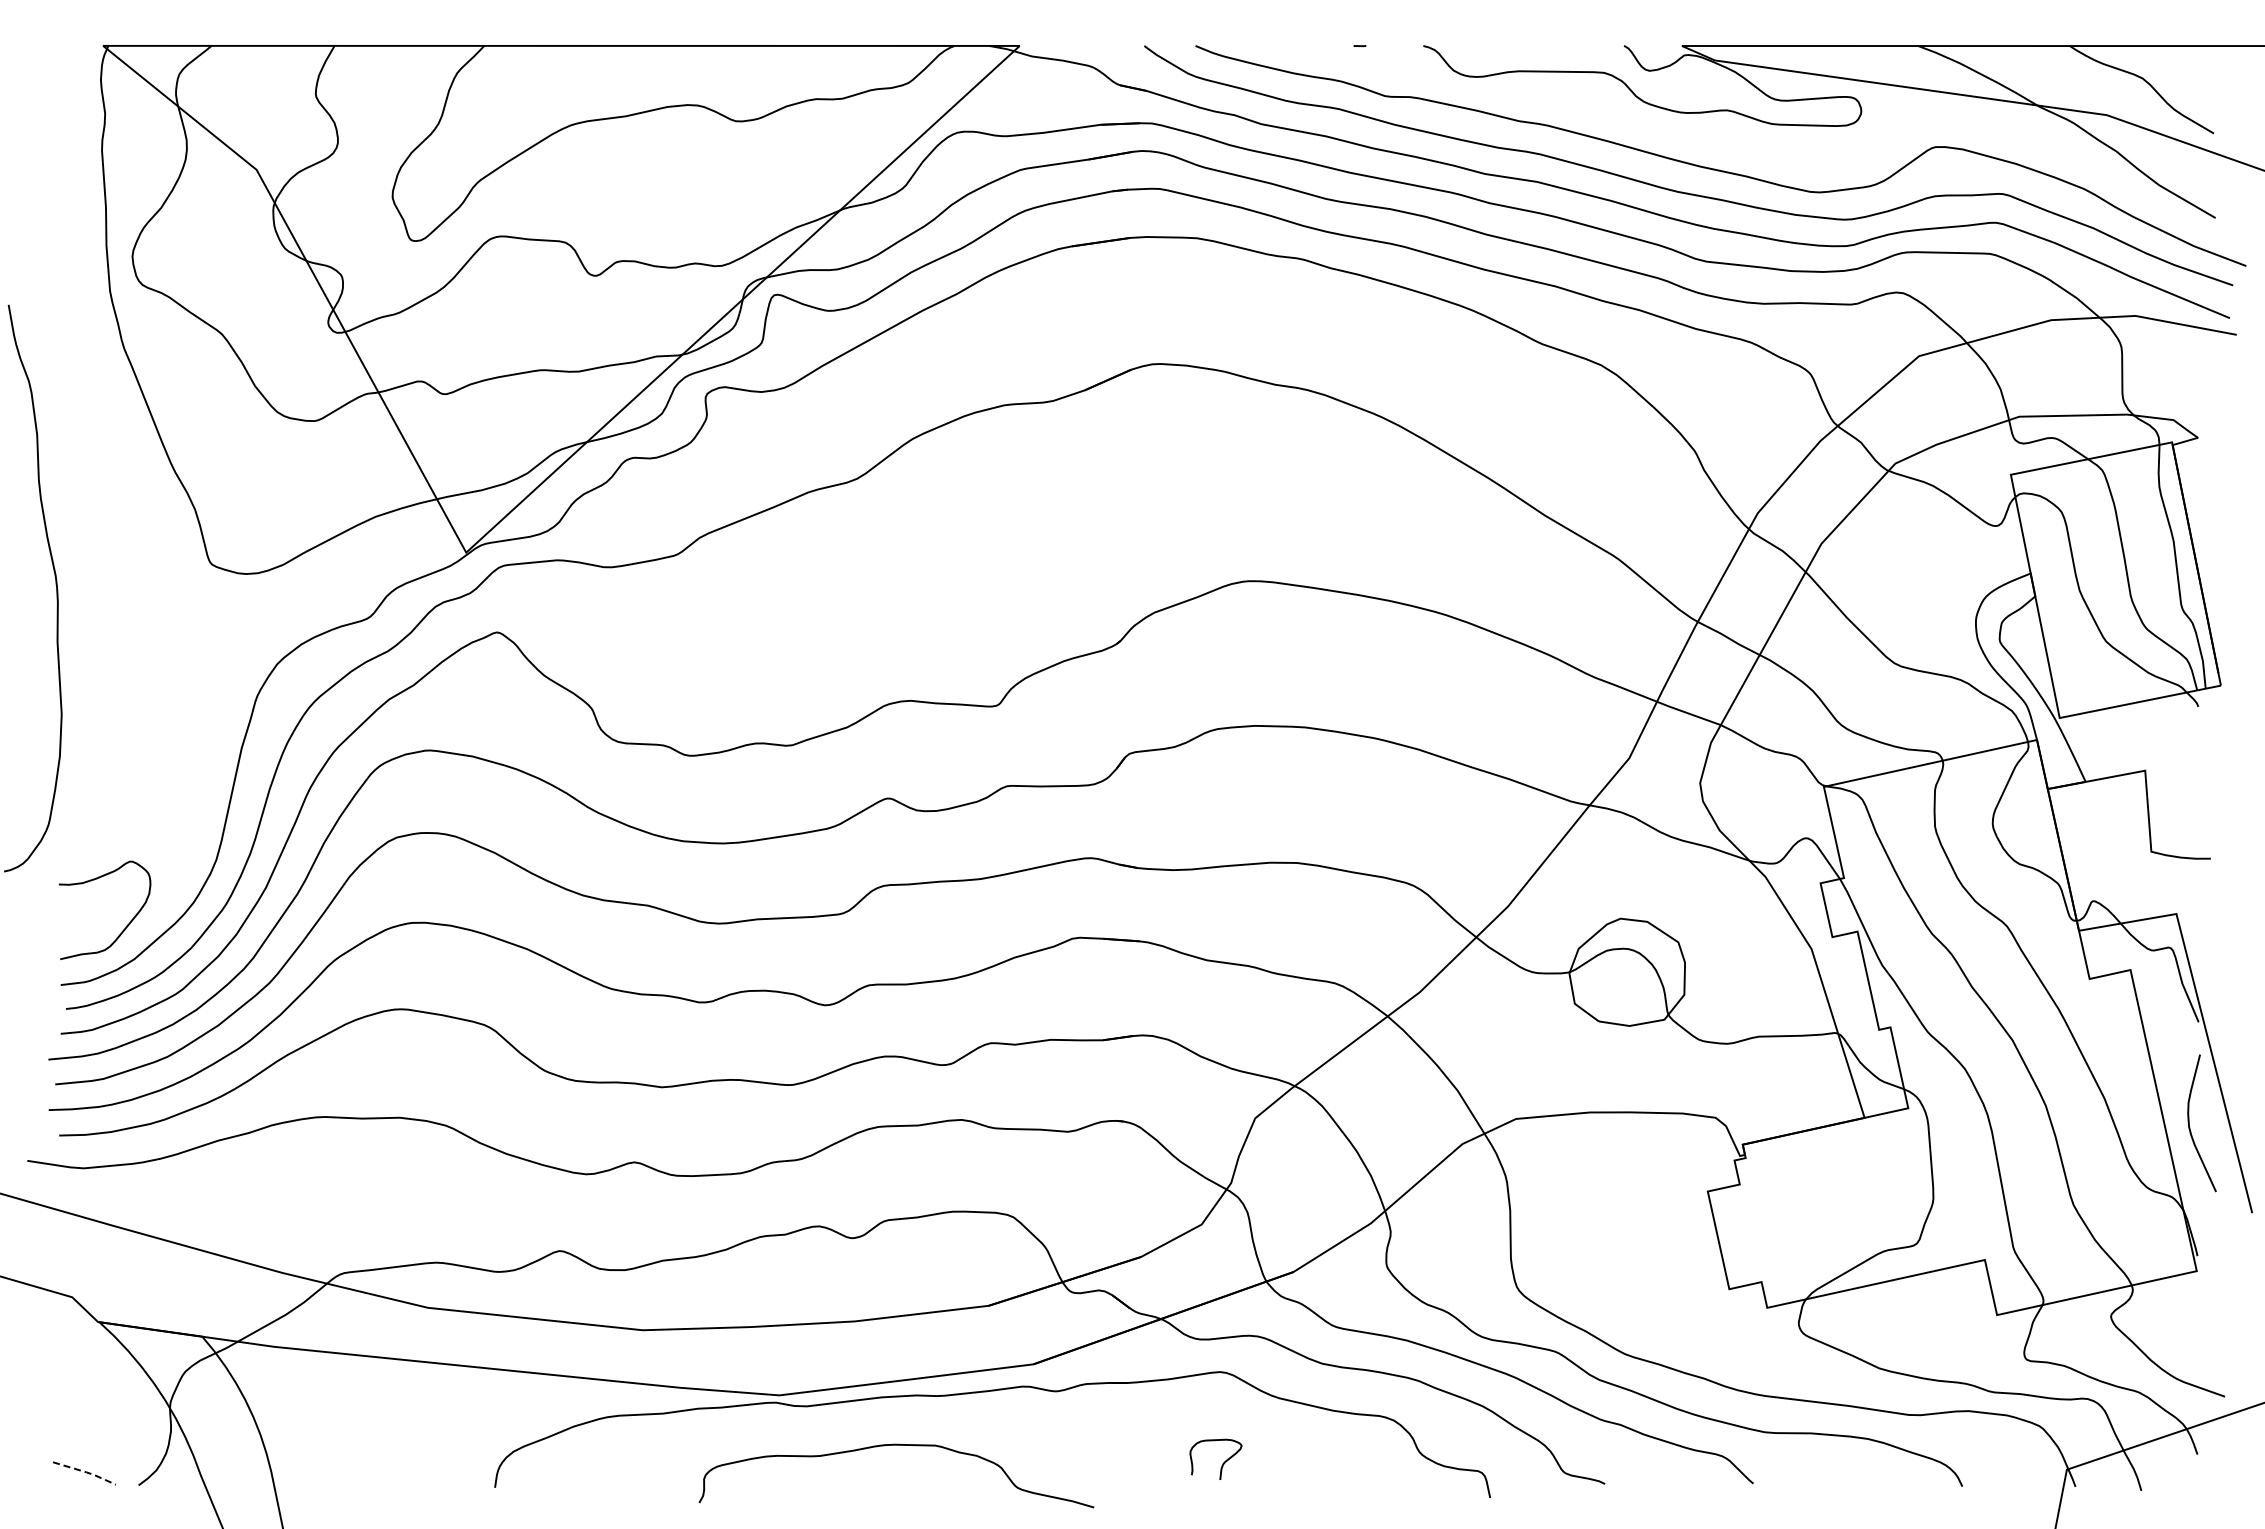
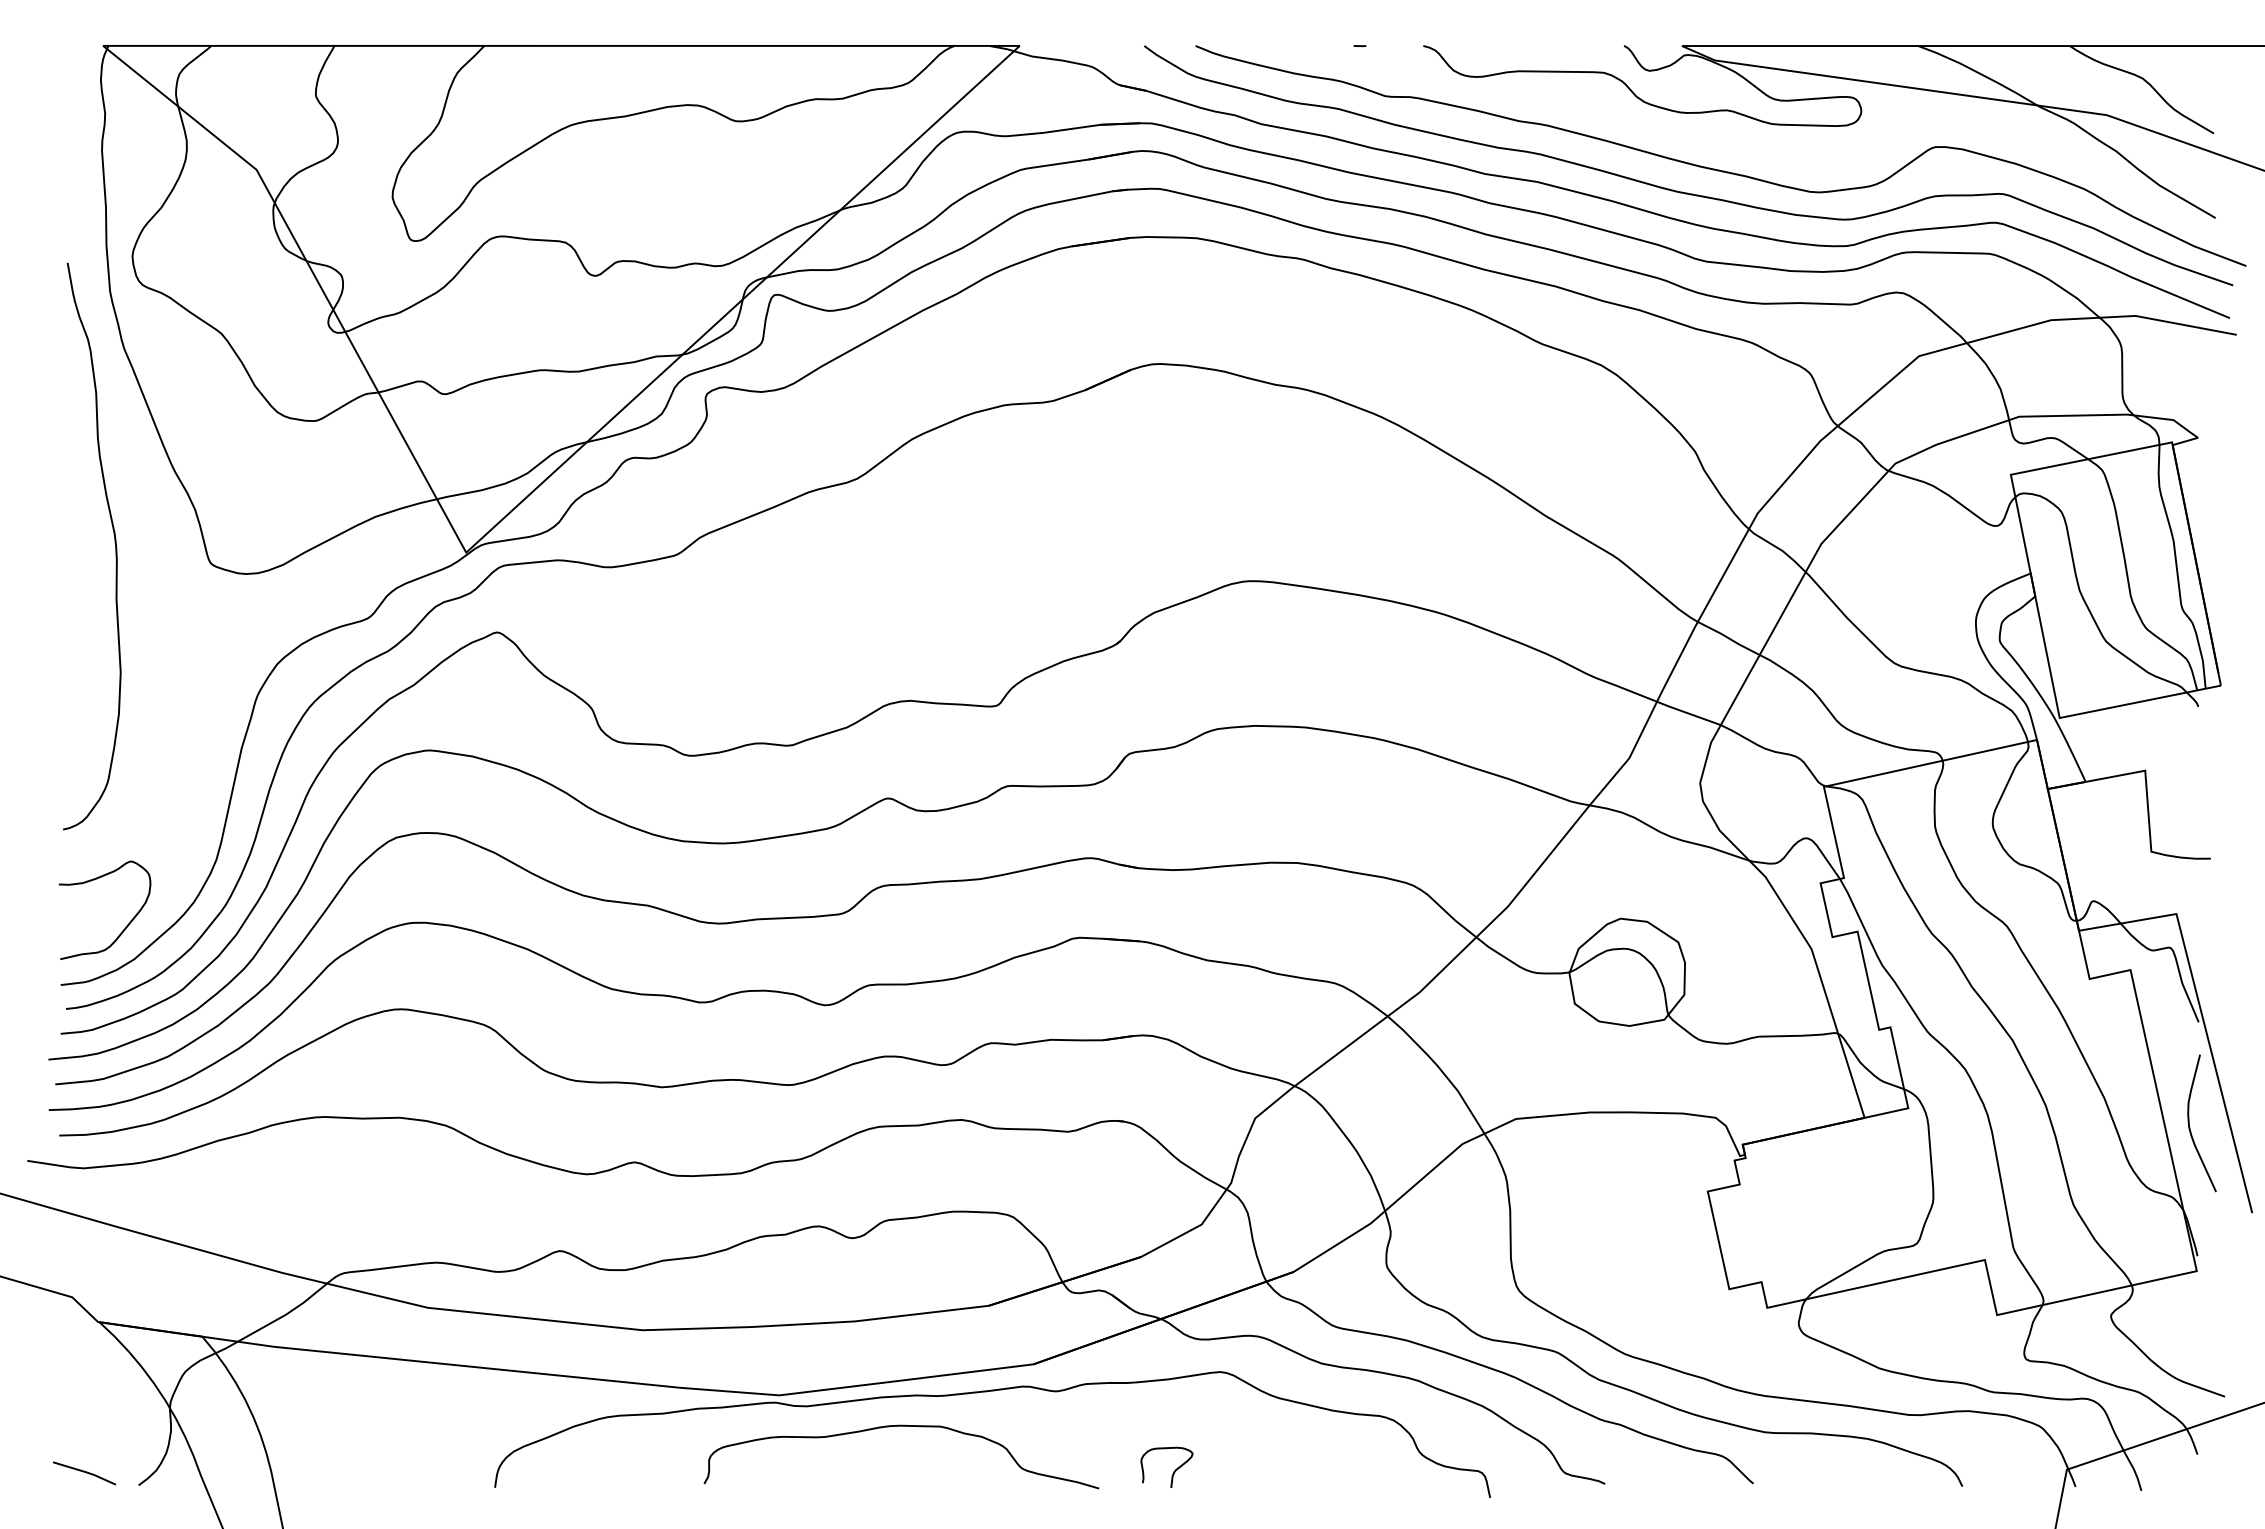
curve position: (55, 584) -> (114, 542) (114, 542)
curve position: (896, 1445) -> (901, 1426) (901, 1426)
curve position: (1222, 1463) -> (1173, 1471) (1173, 1471)
line: dashed -> solid (86, 1472)
